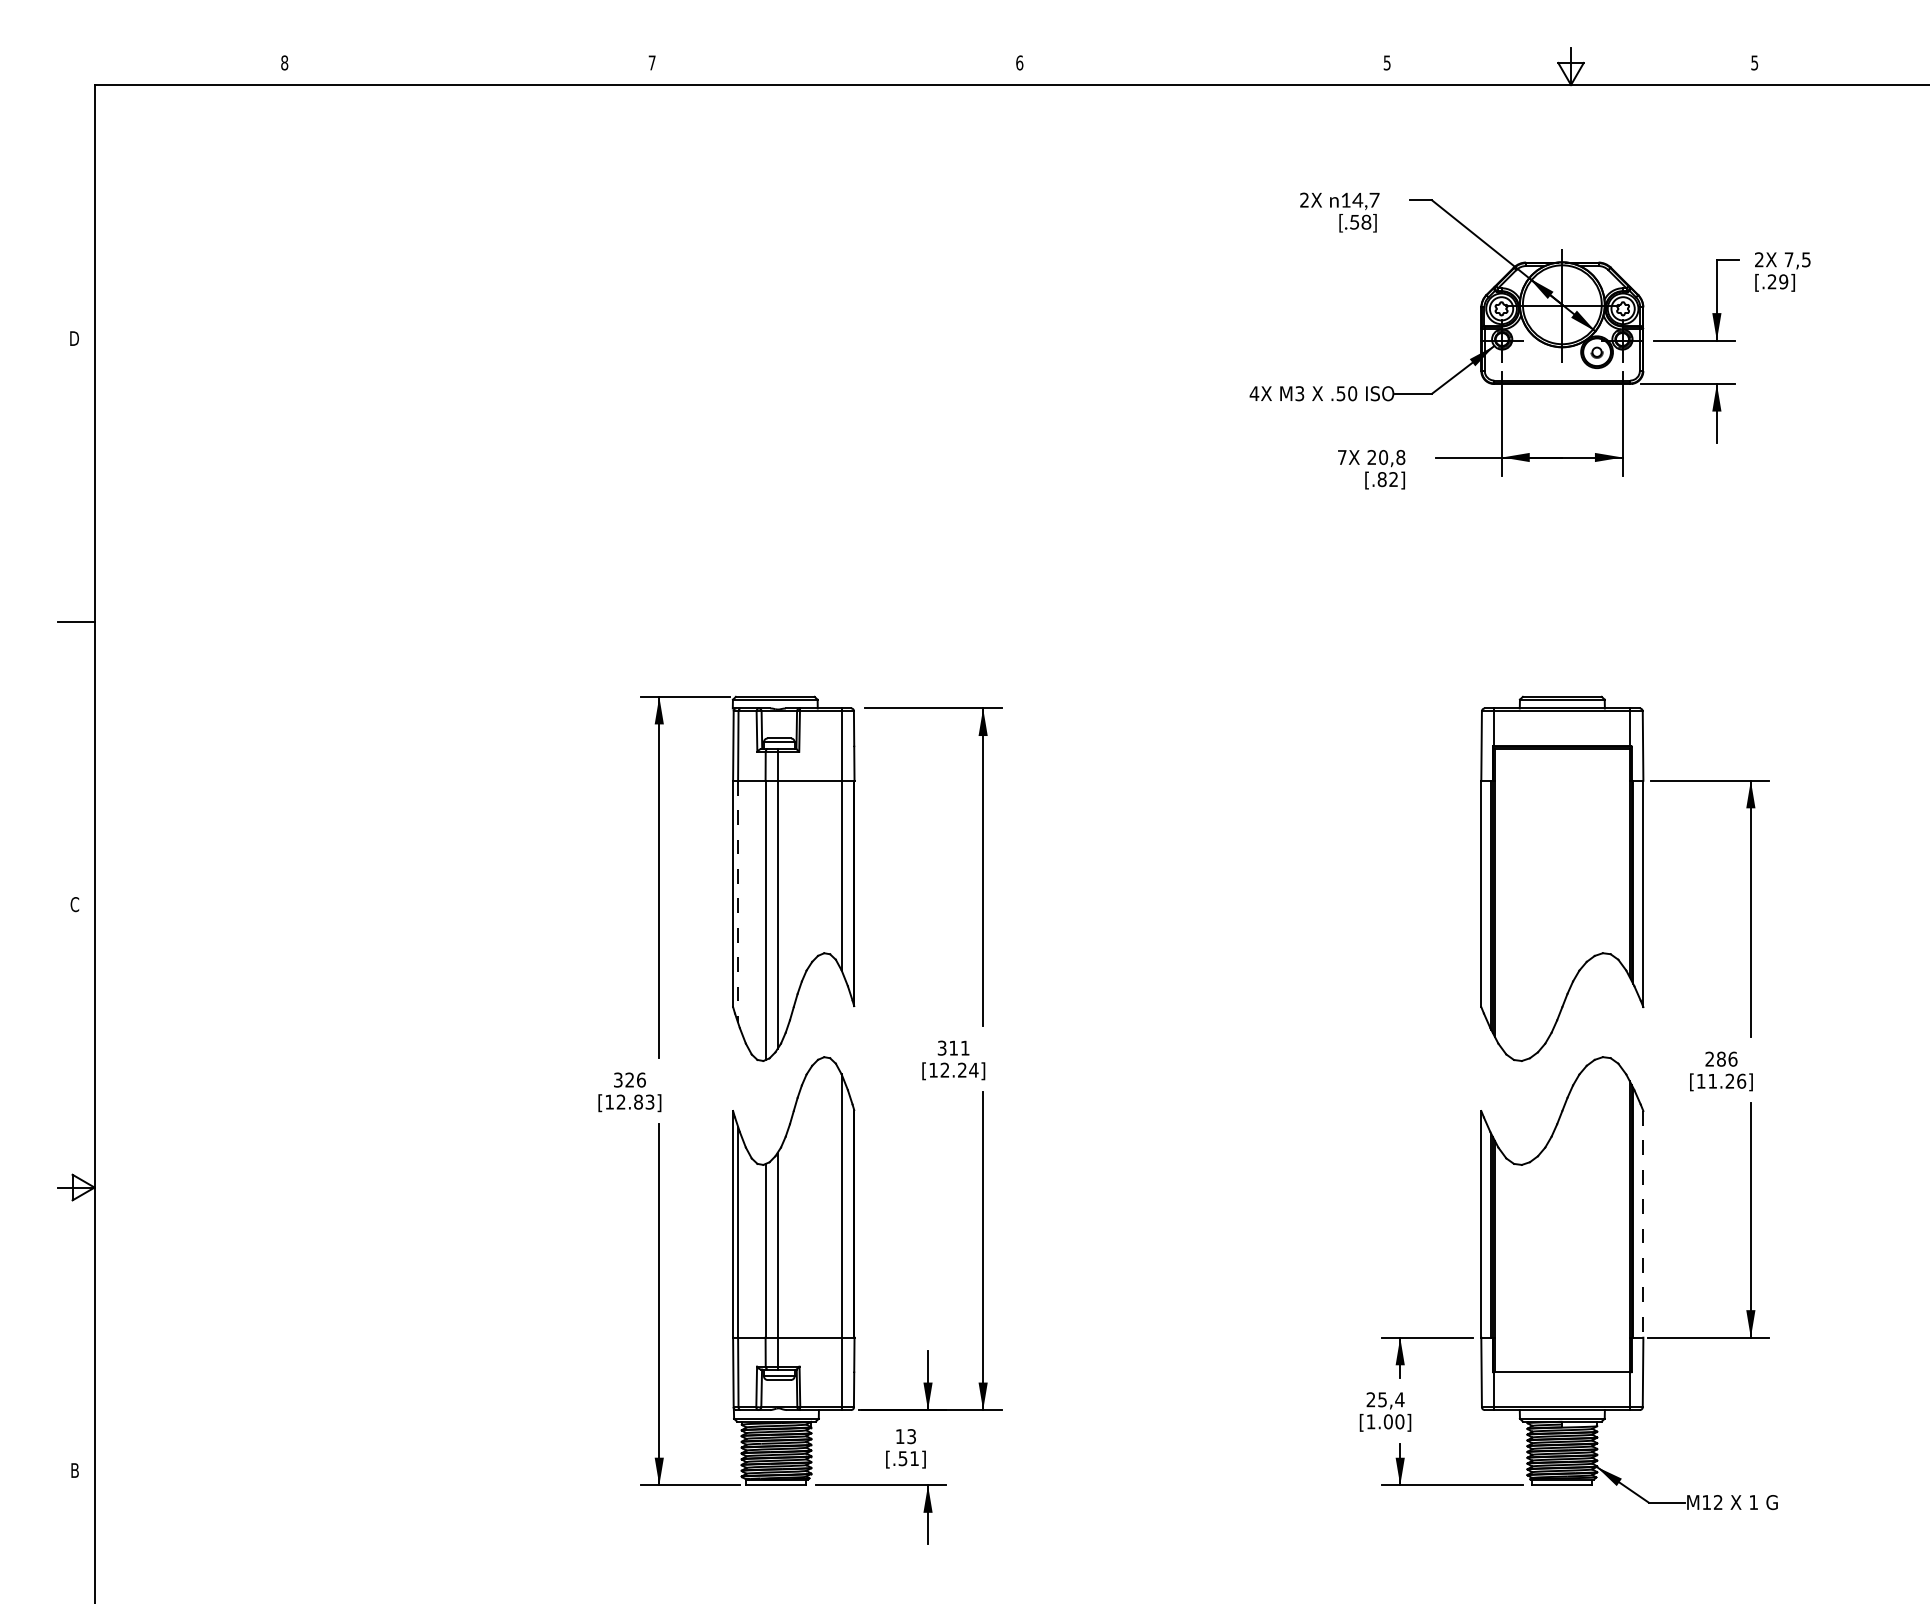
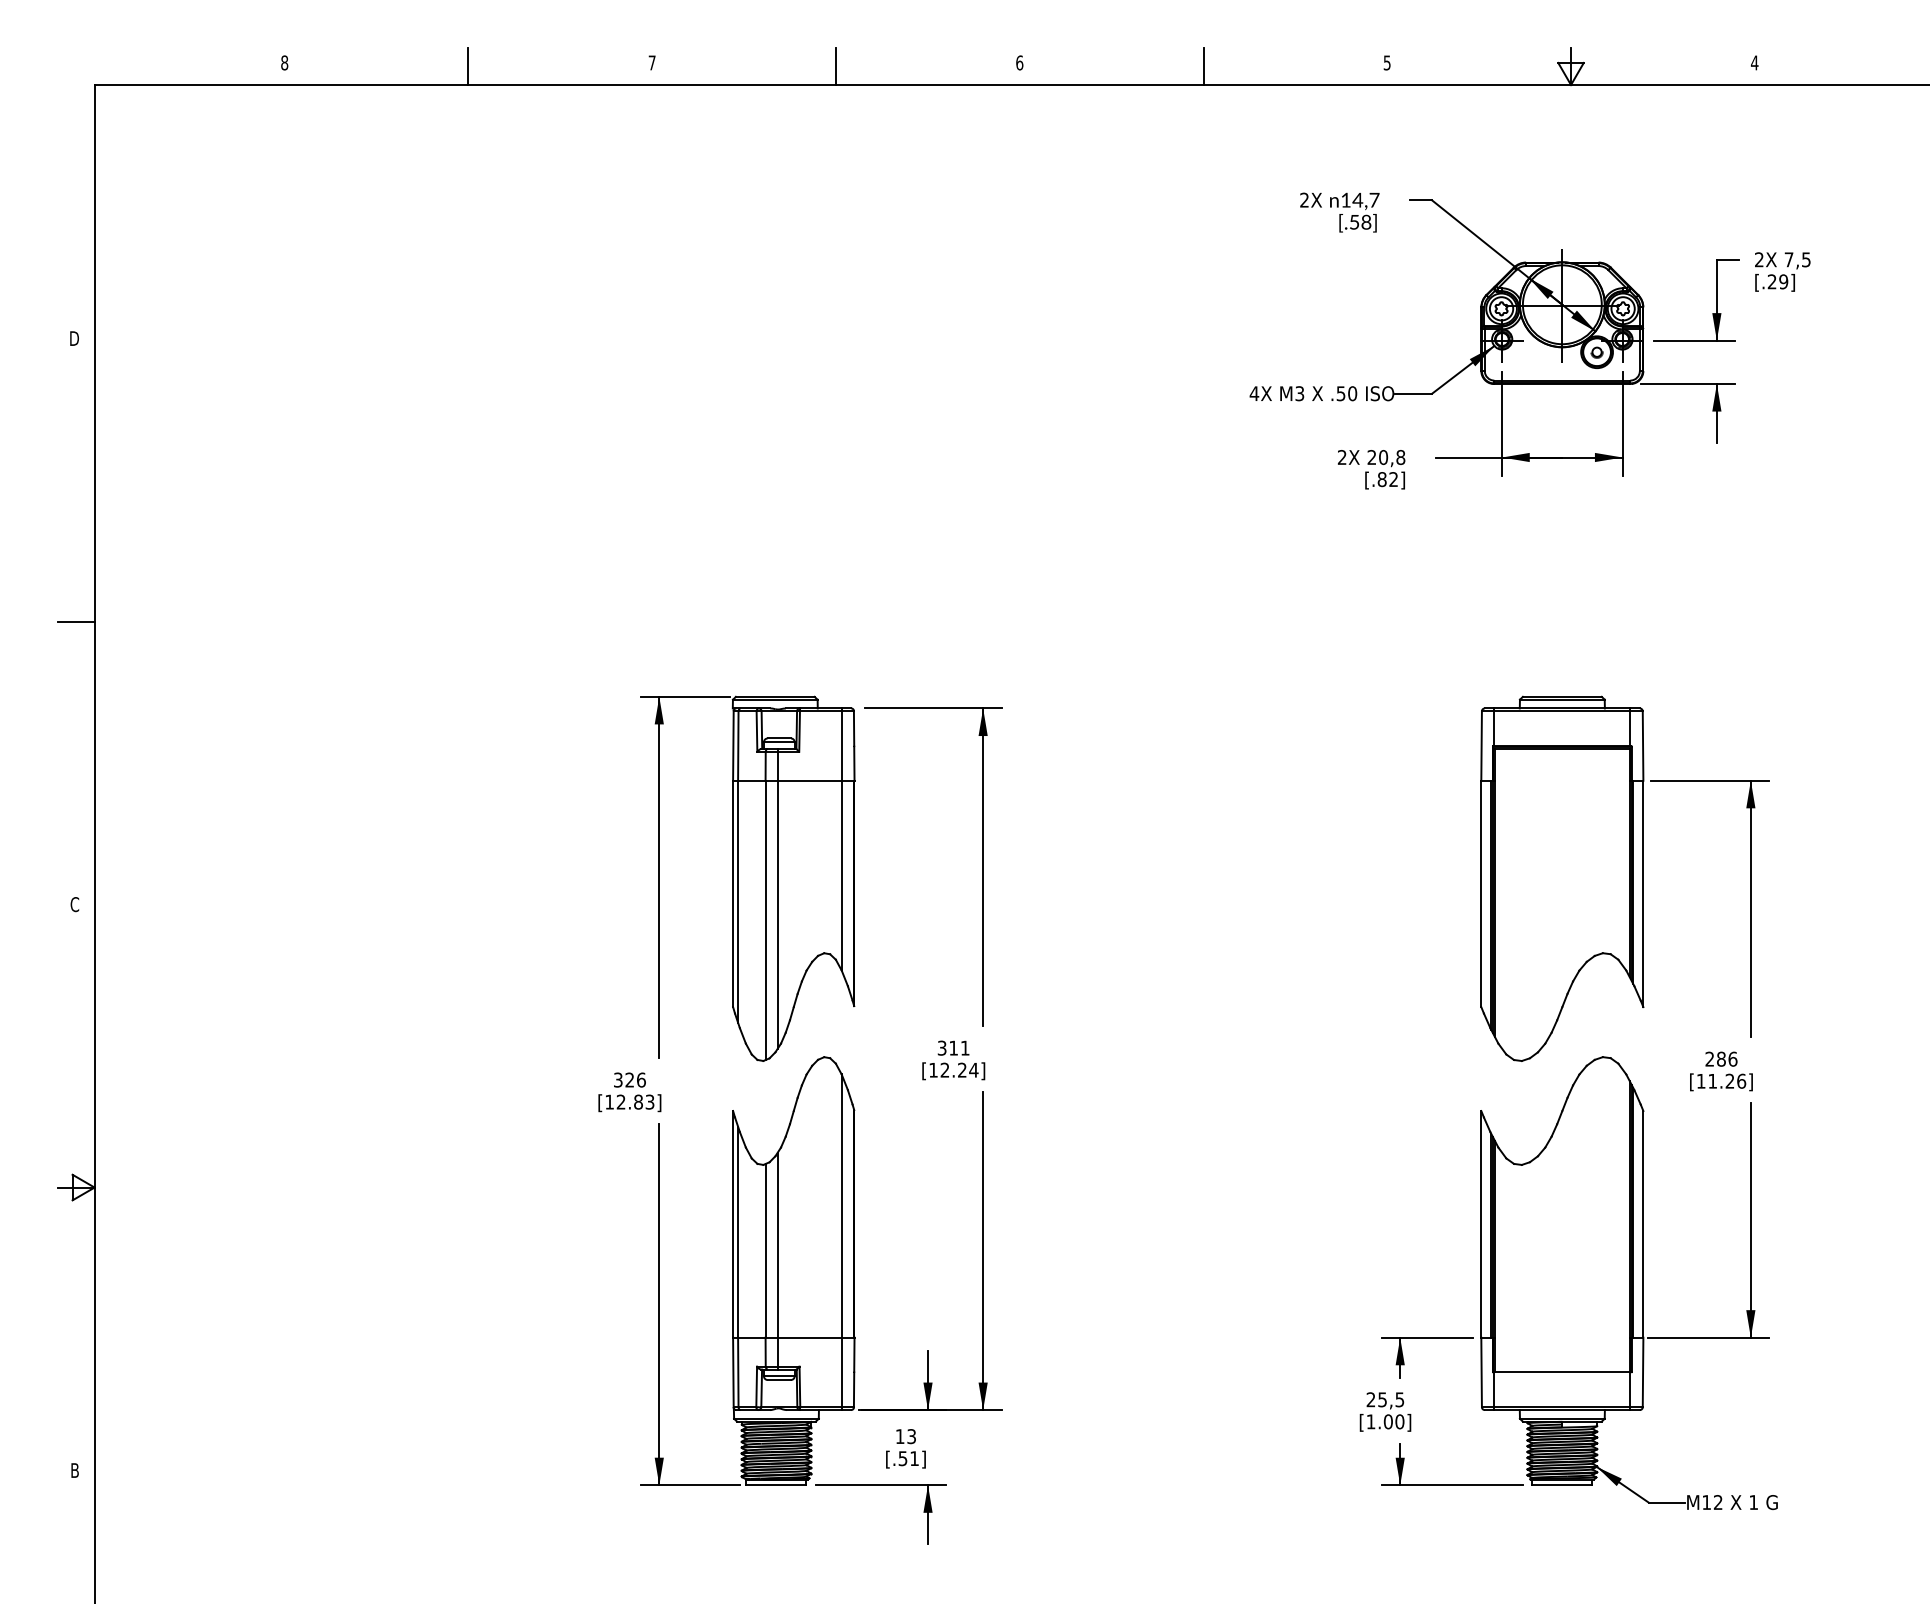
text: 5 -> 4 (1754, 62)
line: none -> present (468, 66)
line: none -> present (836, 66)
line: none -> present (1203, 66)
text: 7X -> 2X (1341, 457)
line: dashed -> solid (738, 902)
line: dashed -> solid (1643, 1224)
text: 25,4 -> 25,5 (1399, 1399)
